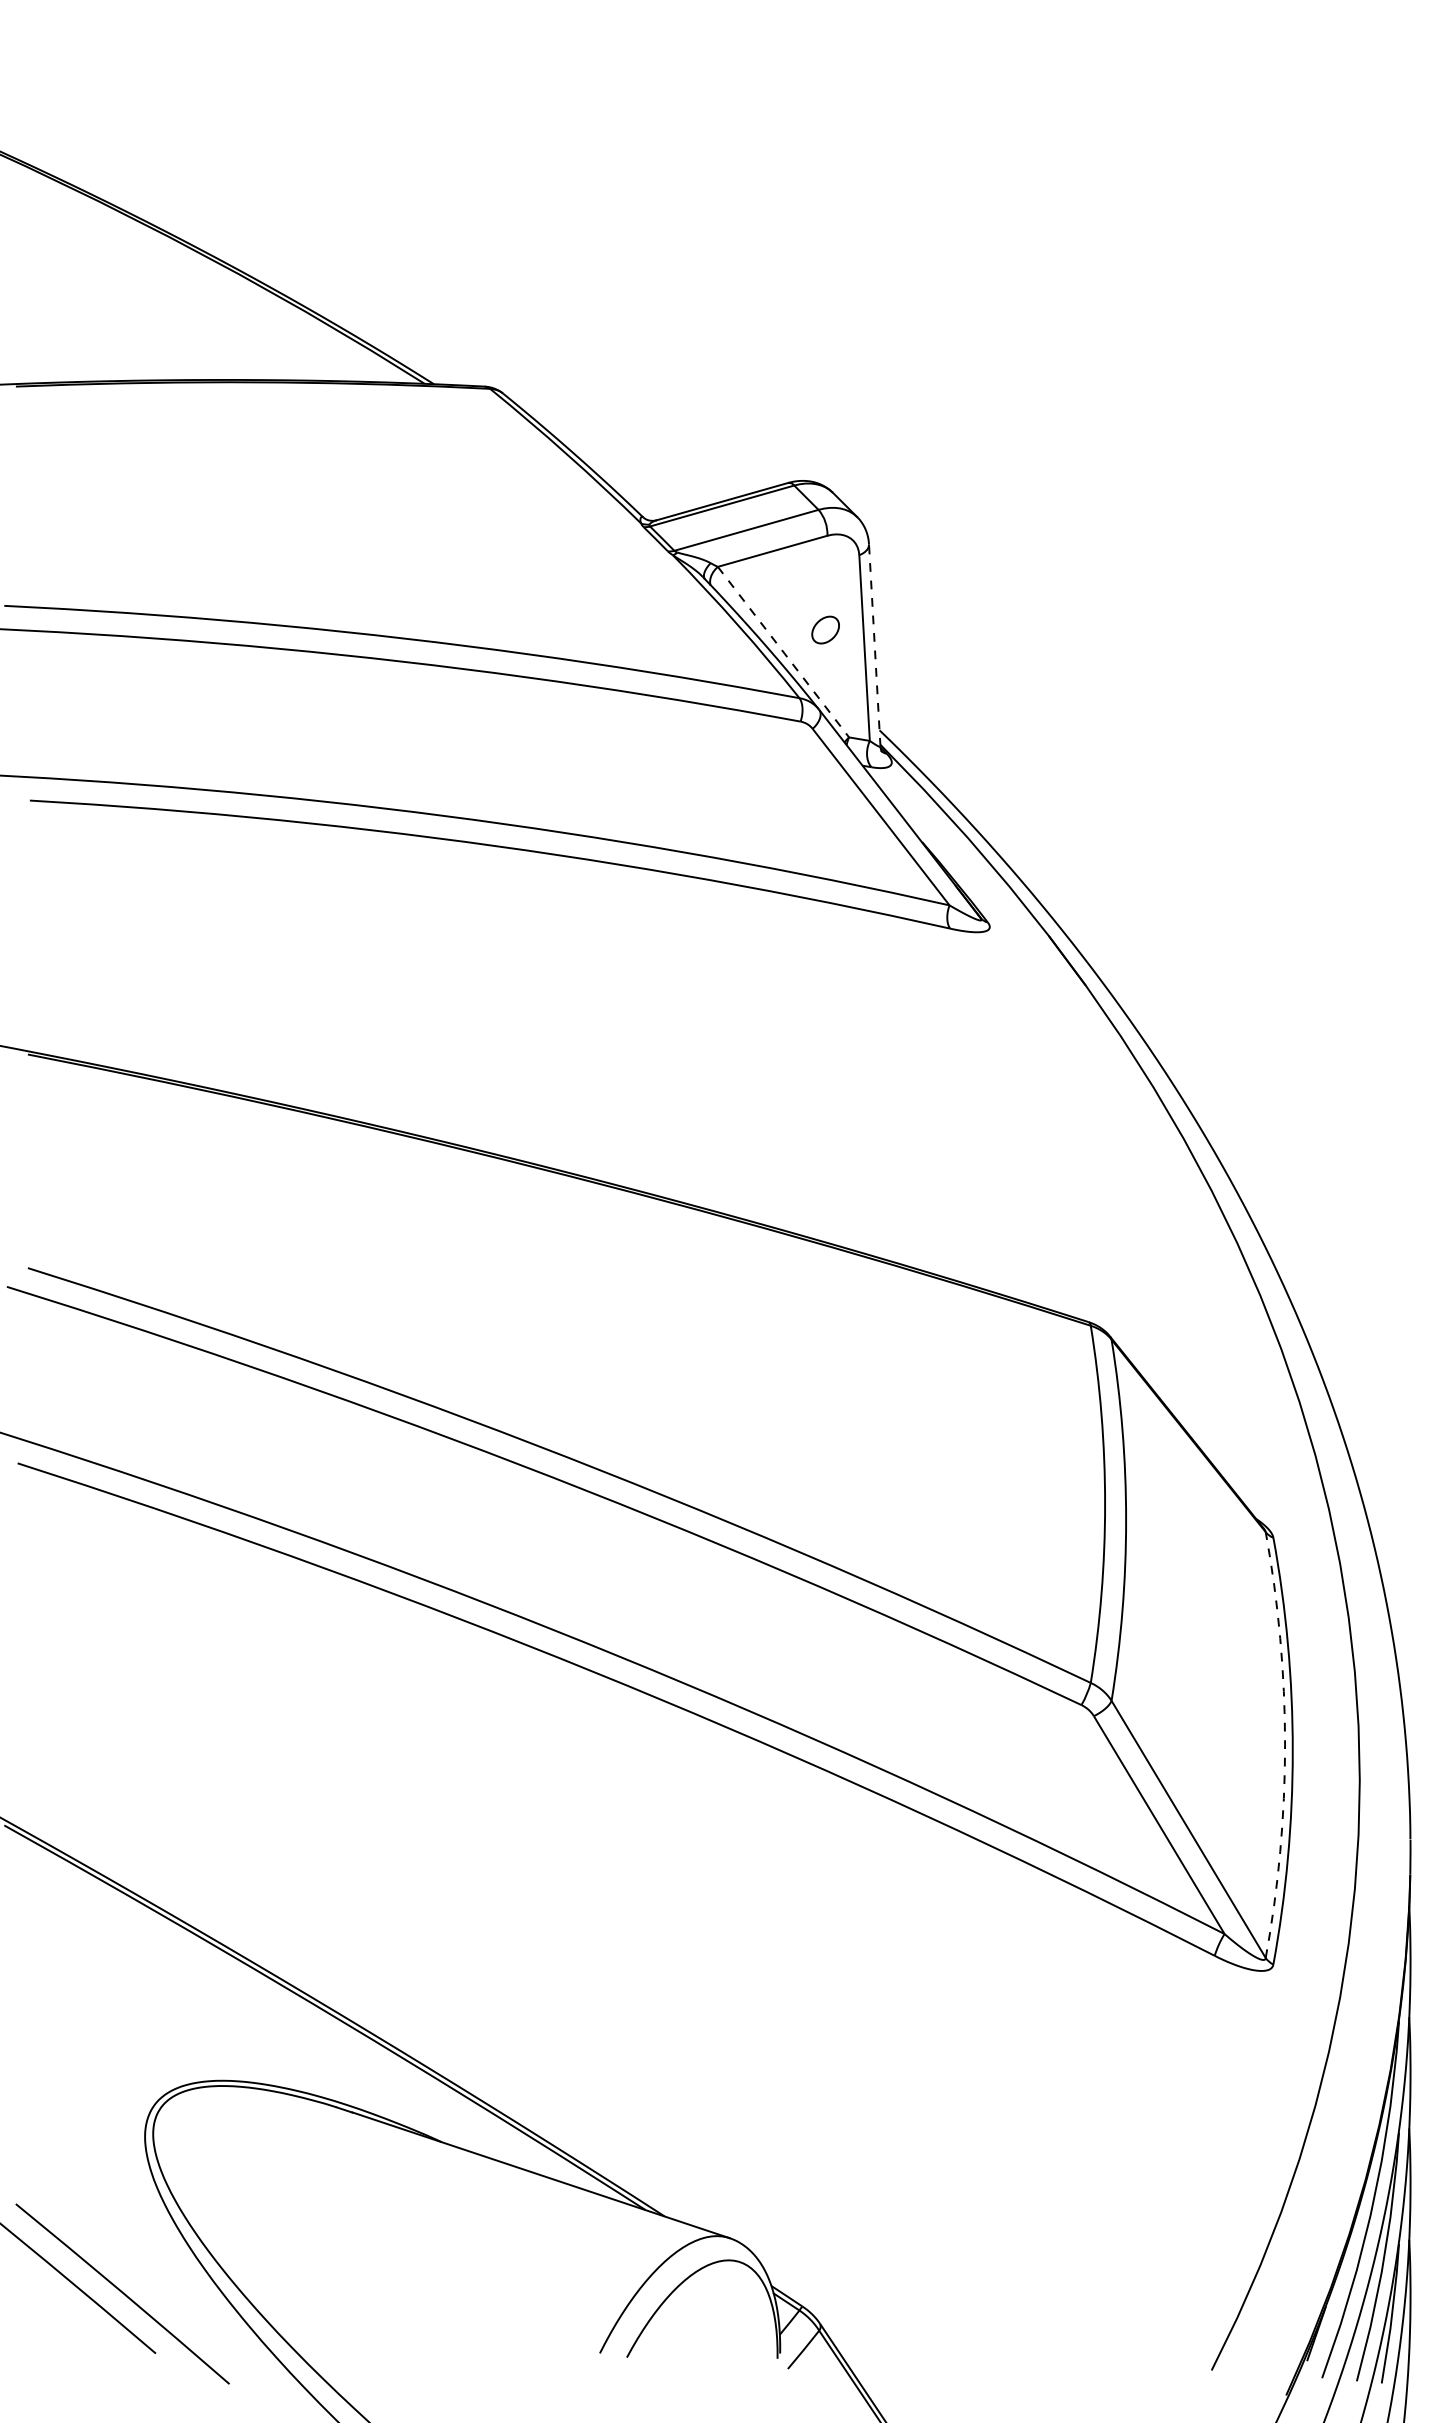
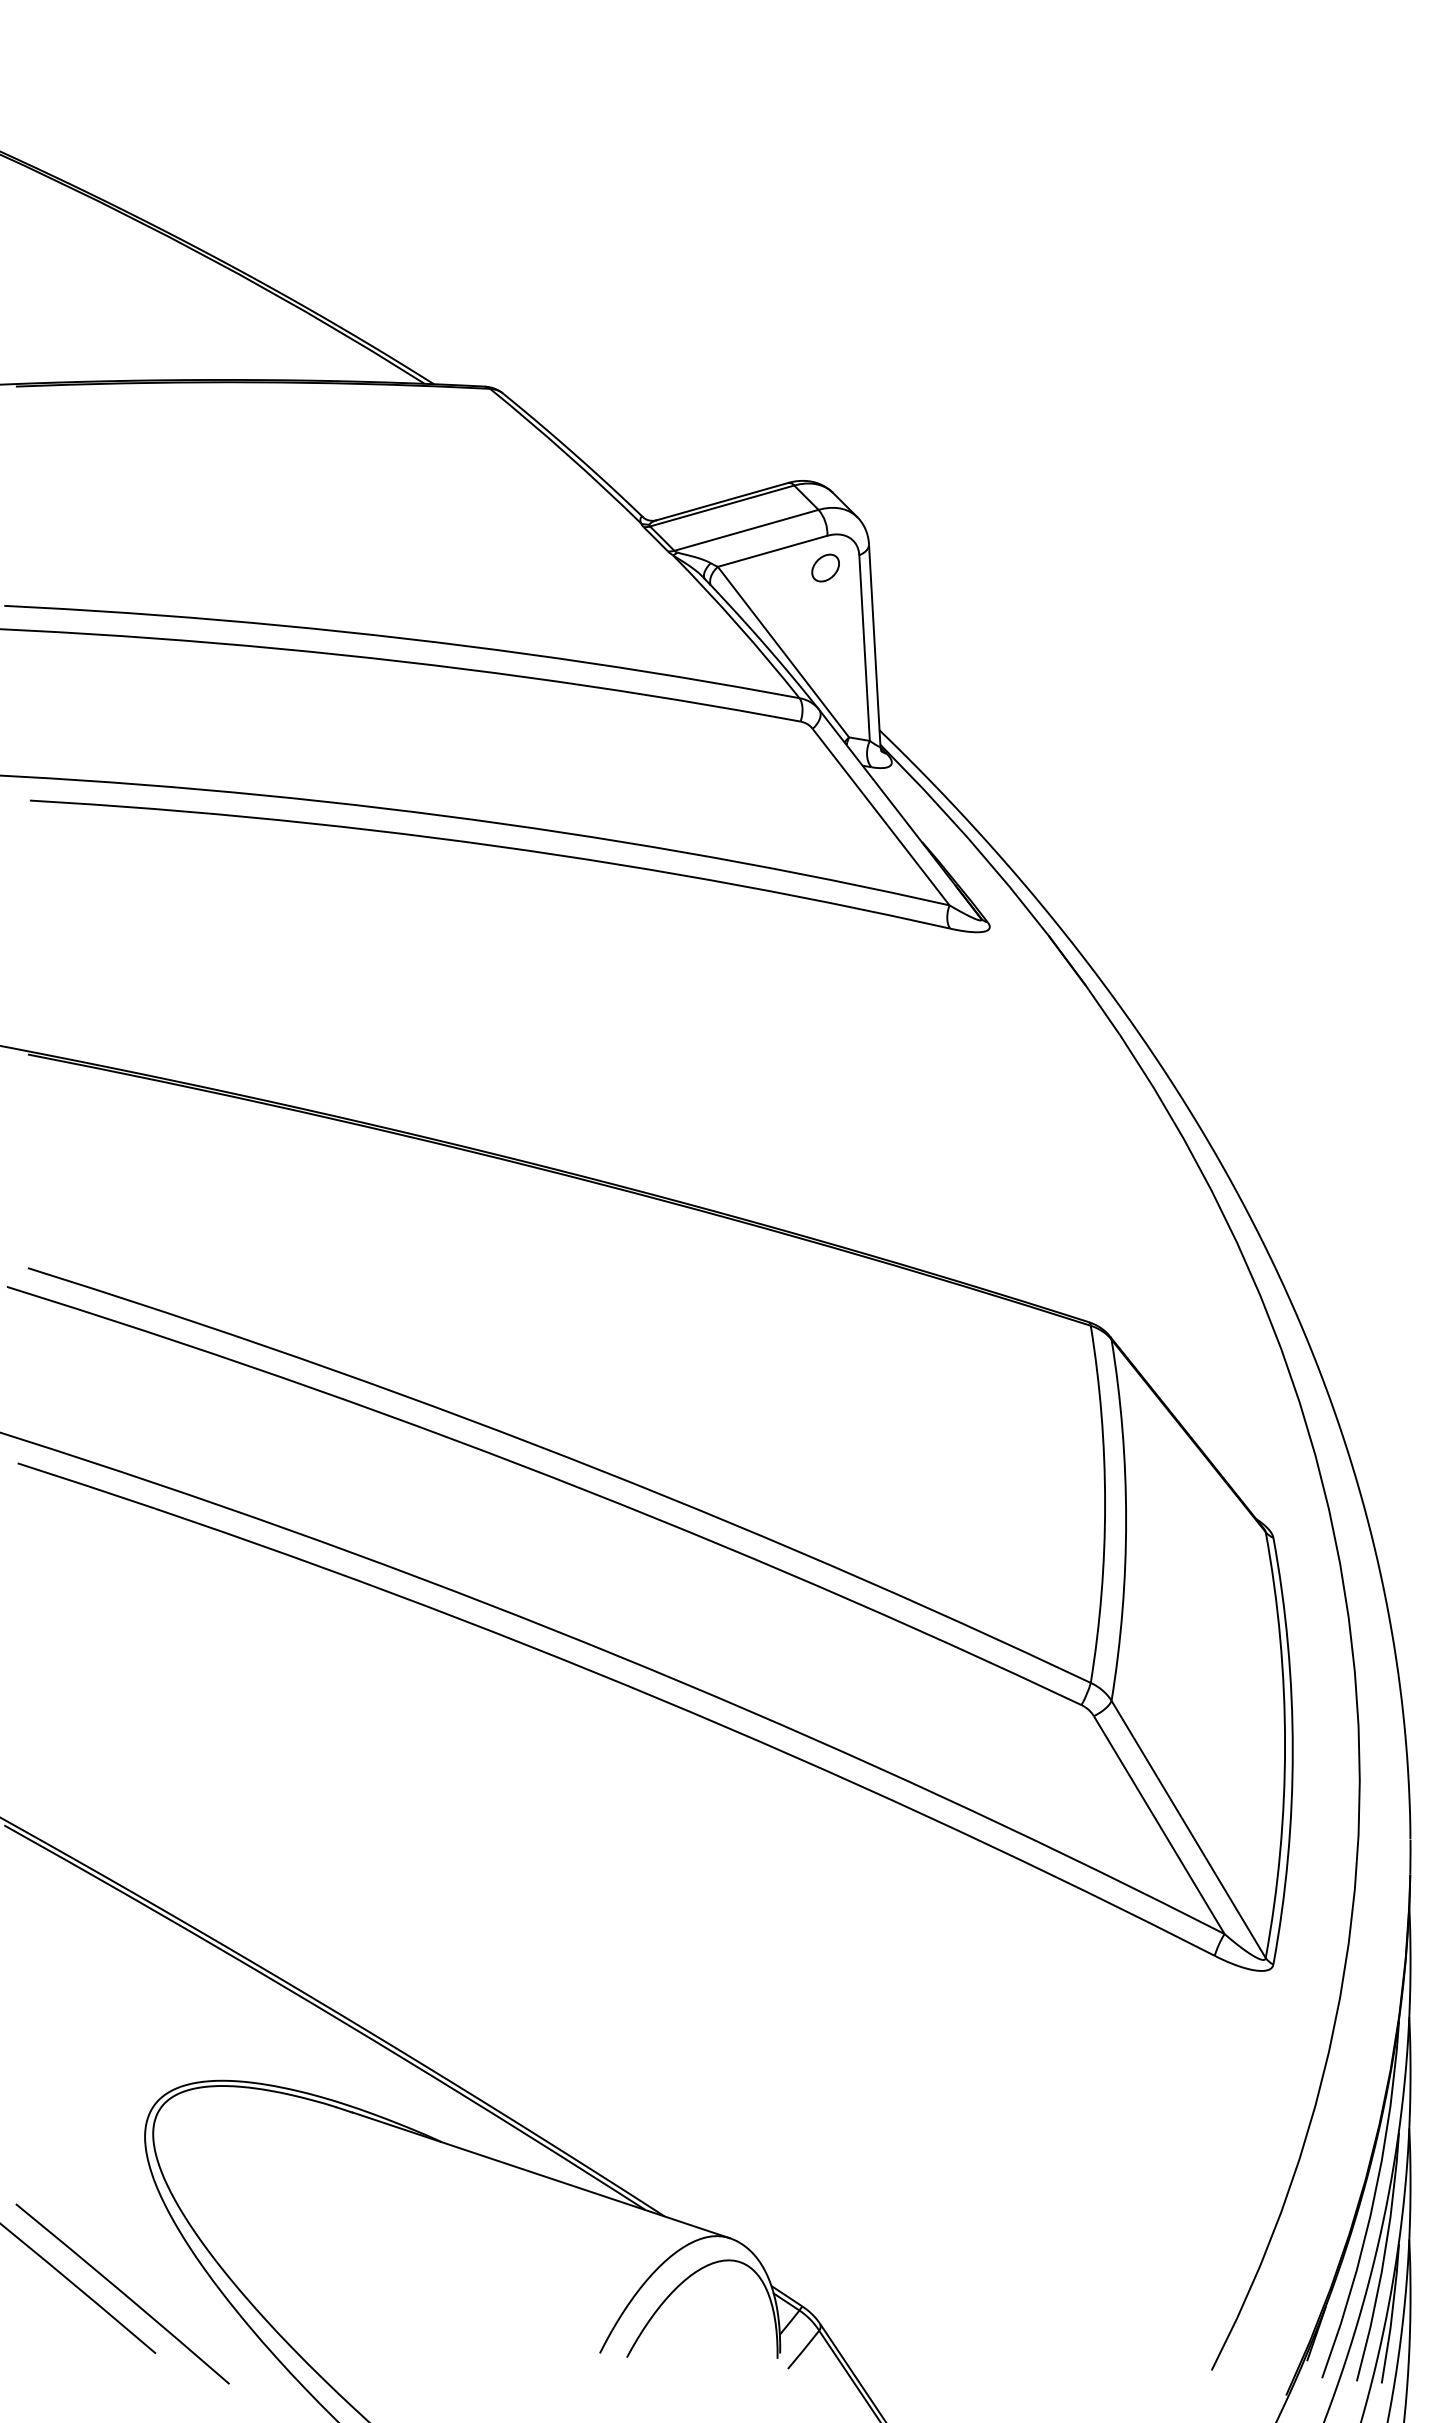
part position: (825, 629) -> (825, 567) (825, 567)
line: dashed -> solid (874, 645)
line: dashed -> solid (783, 652)
arc: dashed -> solid (1285, 1745)
